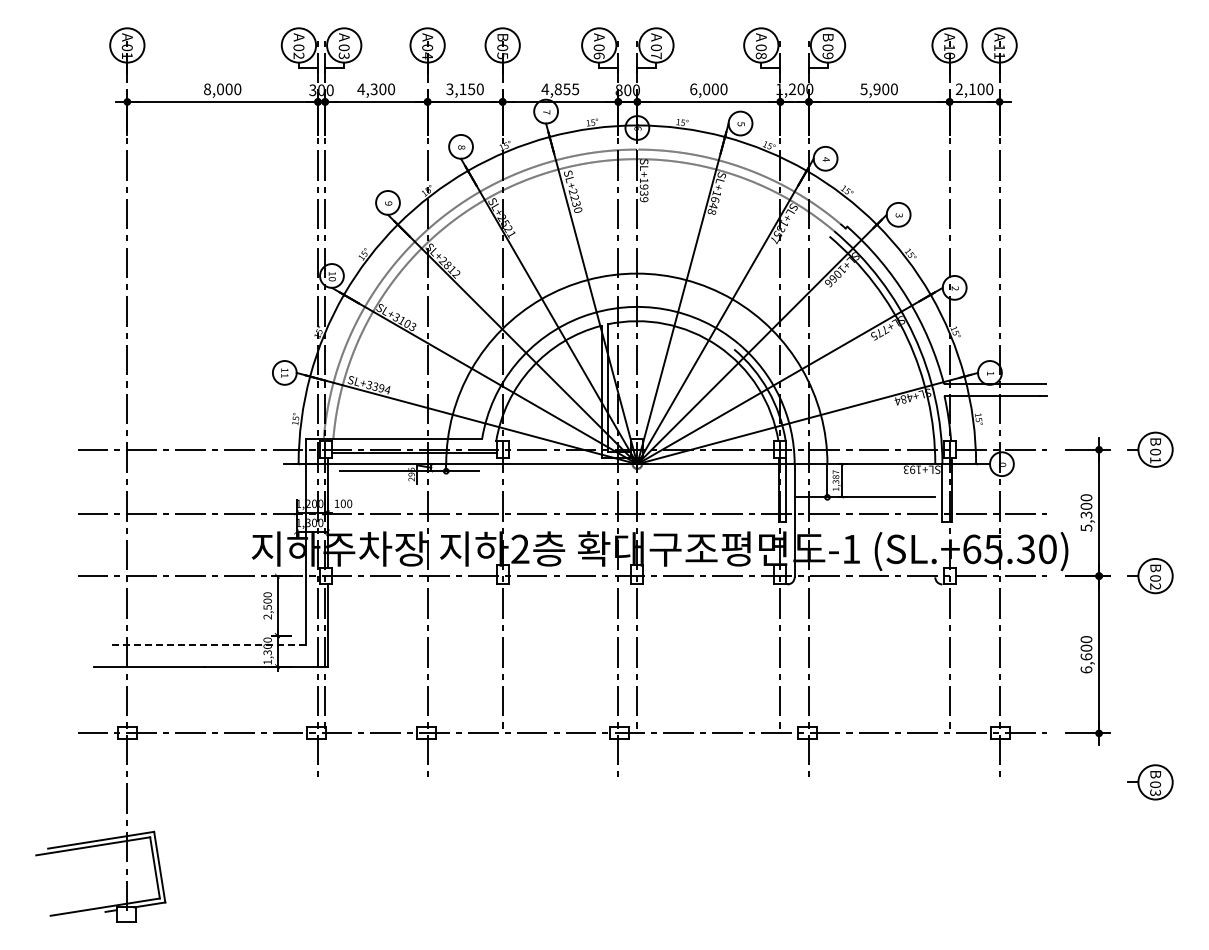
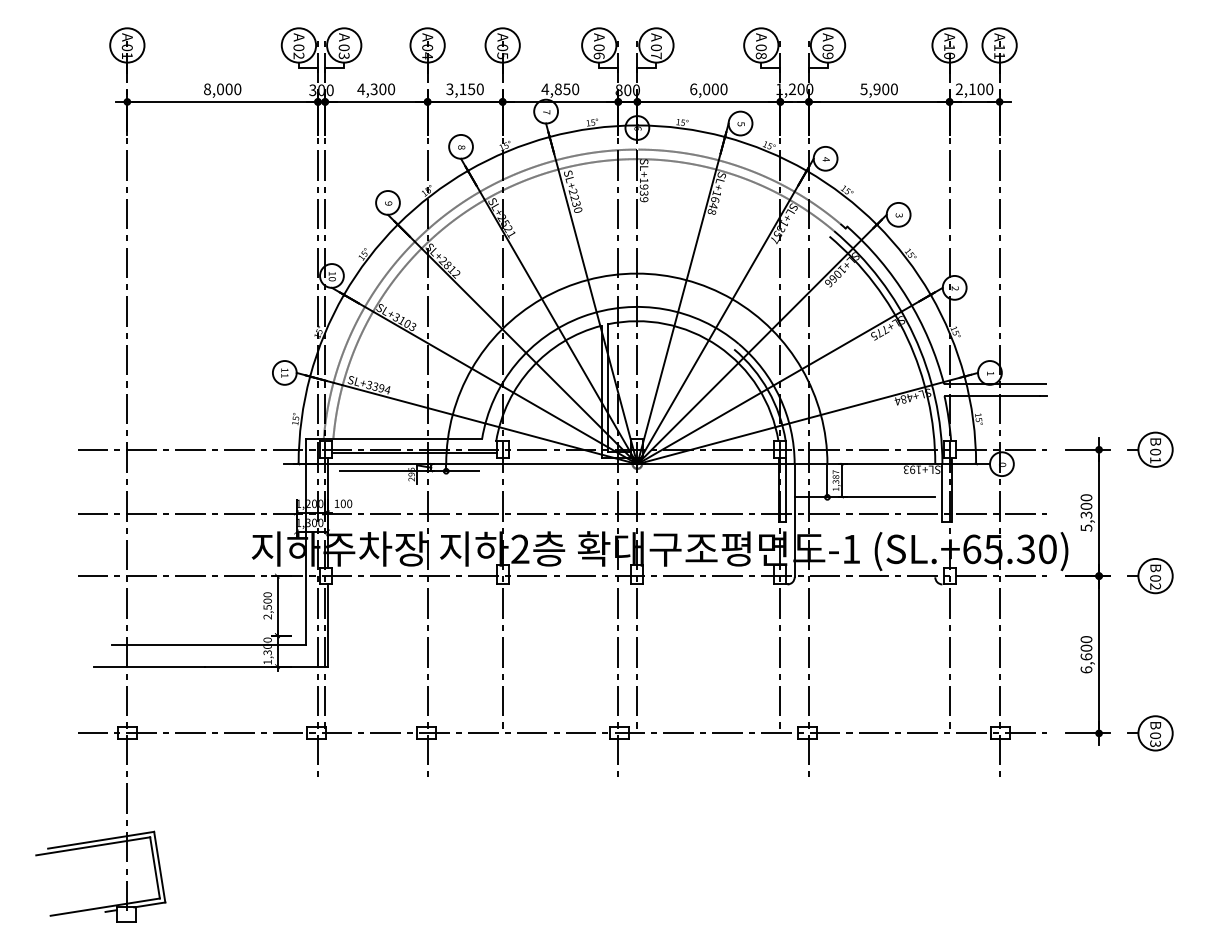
text: B -> A (502, 37)
text: B -> A (827, 37)
text: 4,855 -> 4,850 (575, 89)
line: dashed -> solid (209, 645)
part position: (1150, 782) -> (1150, 733) (1150, 733)
